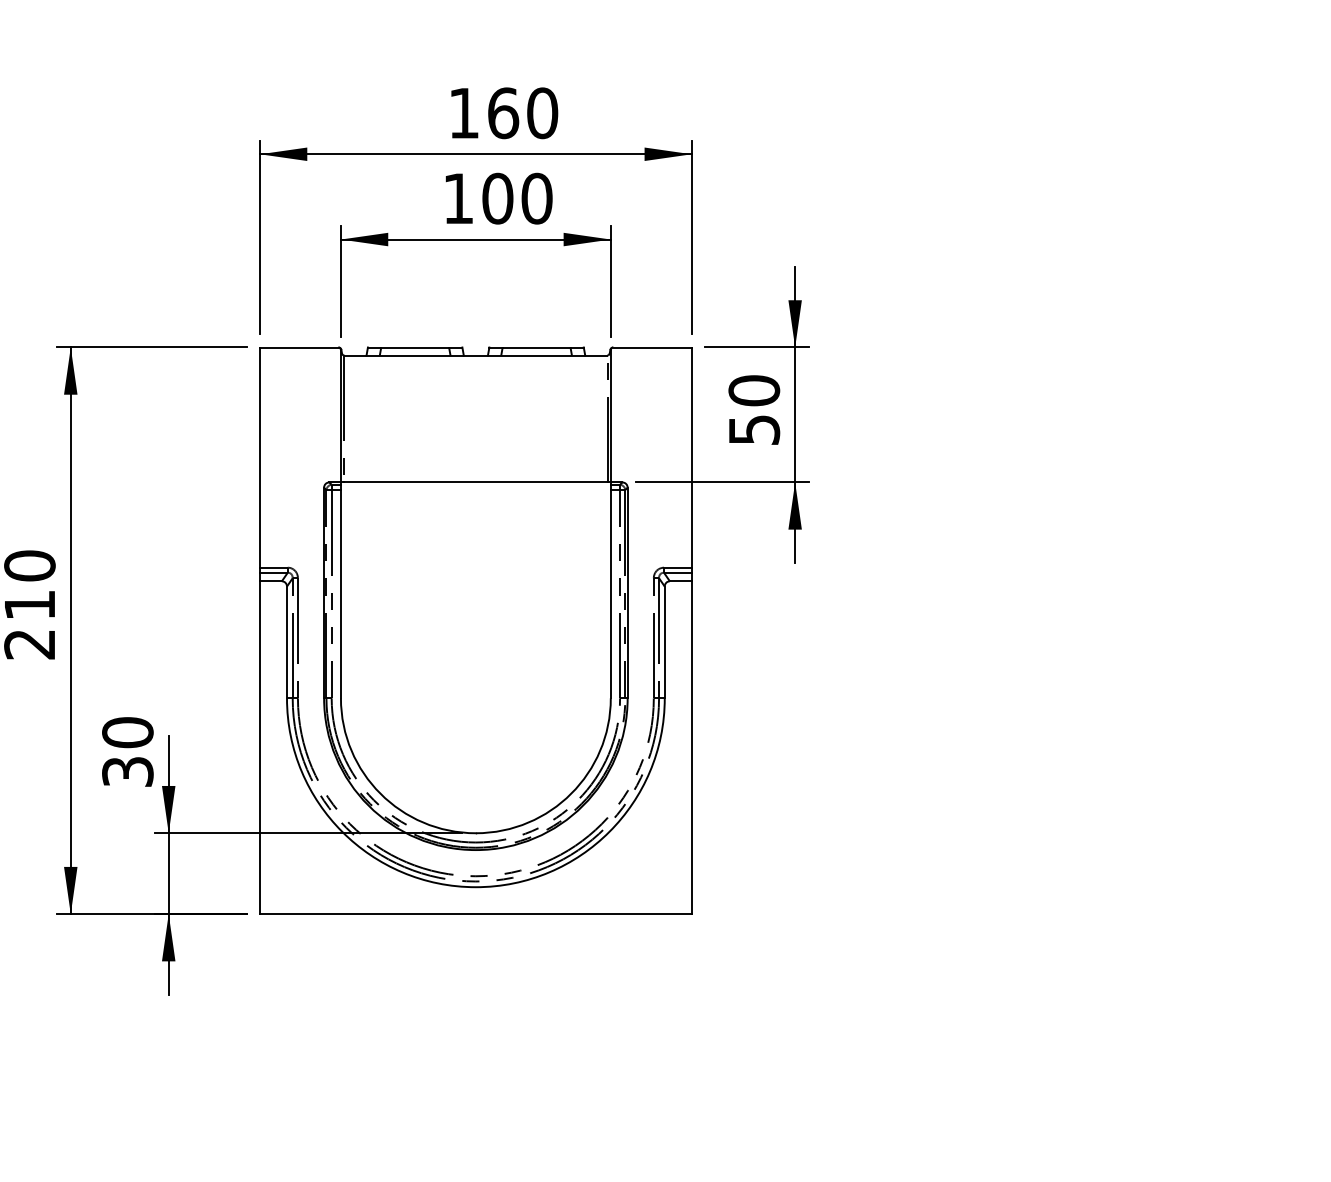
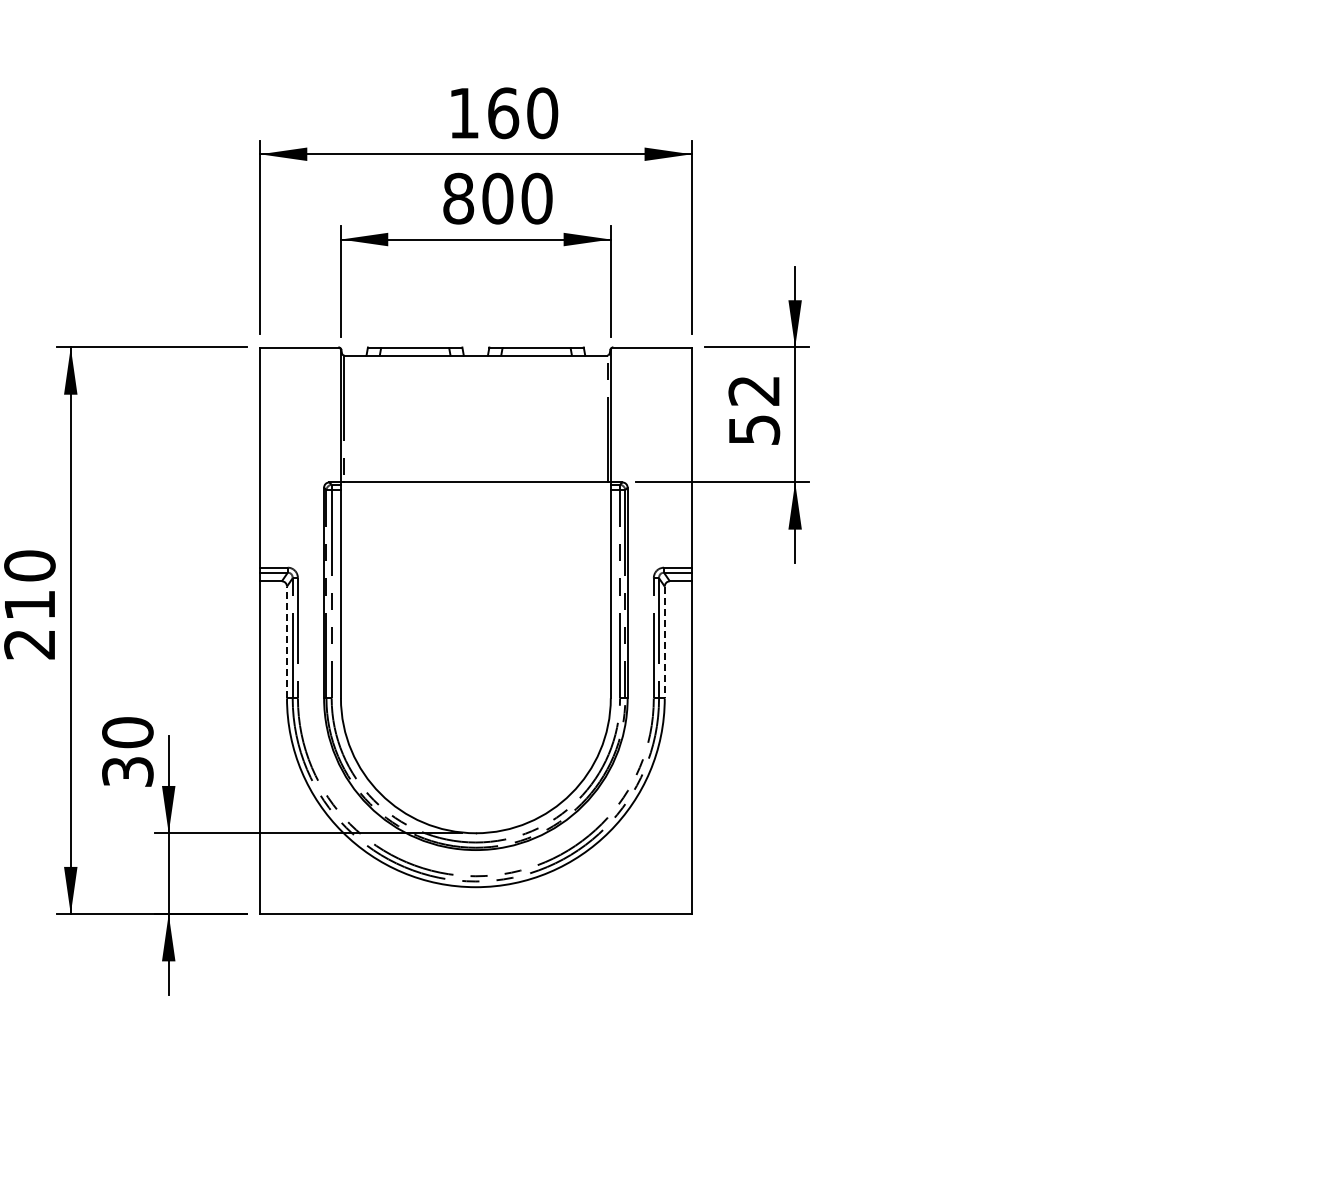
text: 100 -> 800 (458, 198)
text: 50 -> 52 (754, 390)
line: solid -> dashed (287, 642)
line: solid -> dashed (664, 642)
